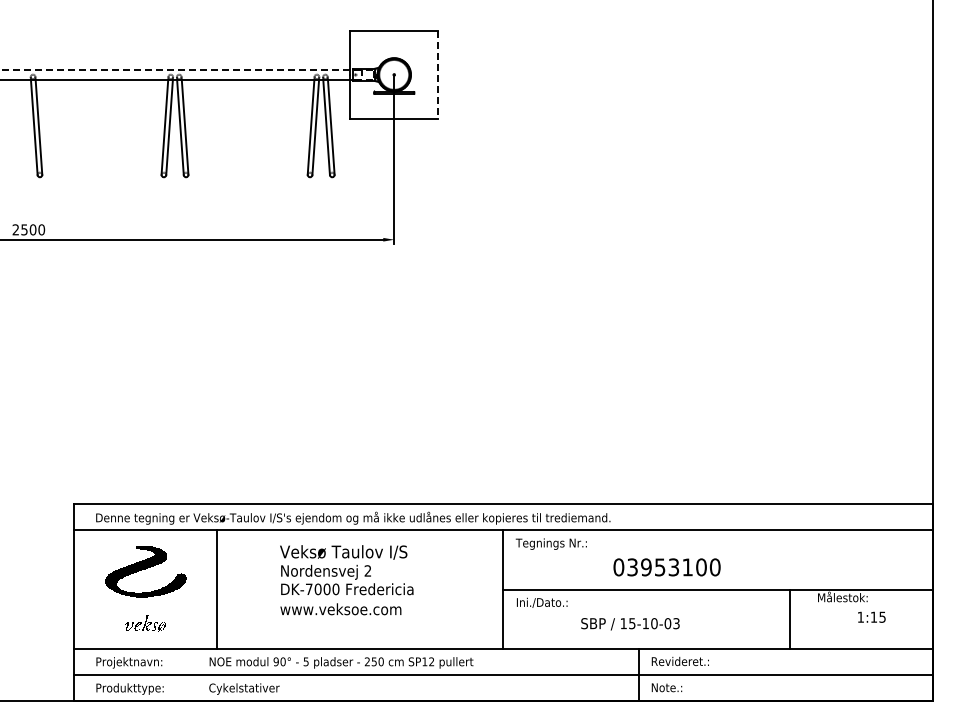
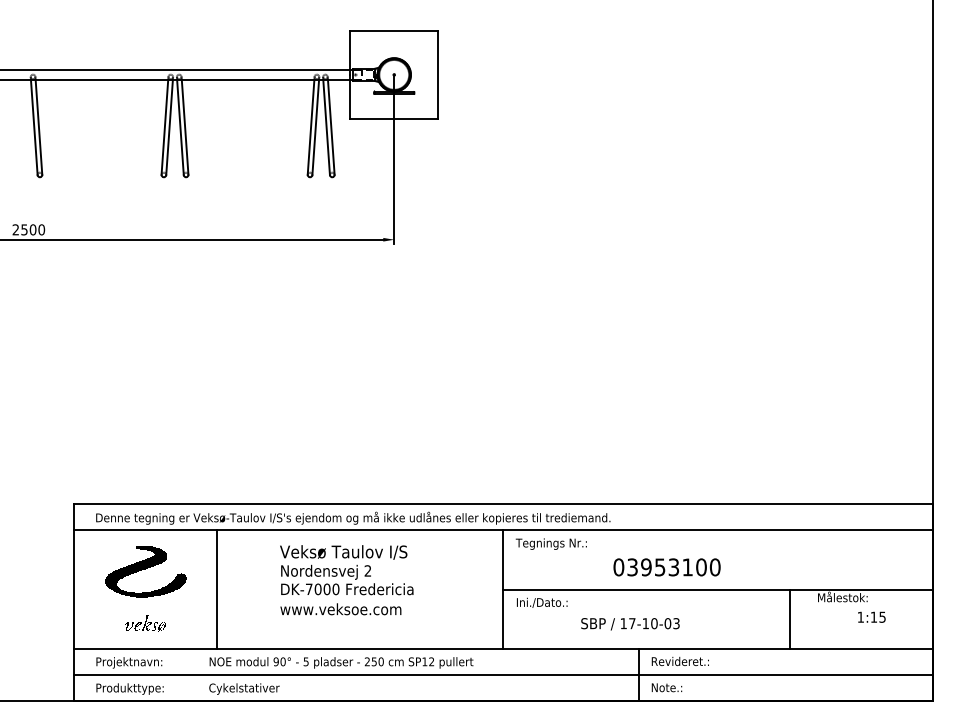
line: dashed -> solid (176, 69)
line: dashed -> solid (438, 74)
text: 15-10-03 -> 17-10-03 (632, 623)
